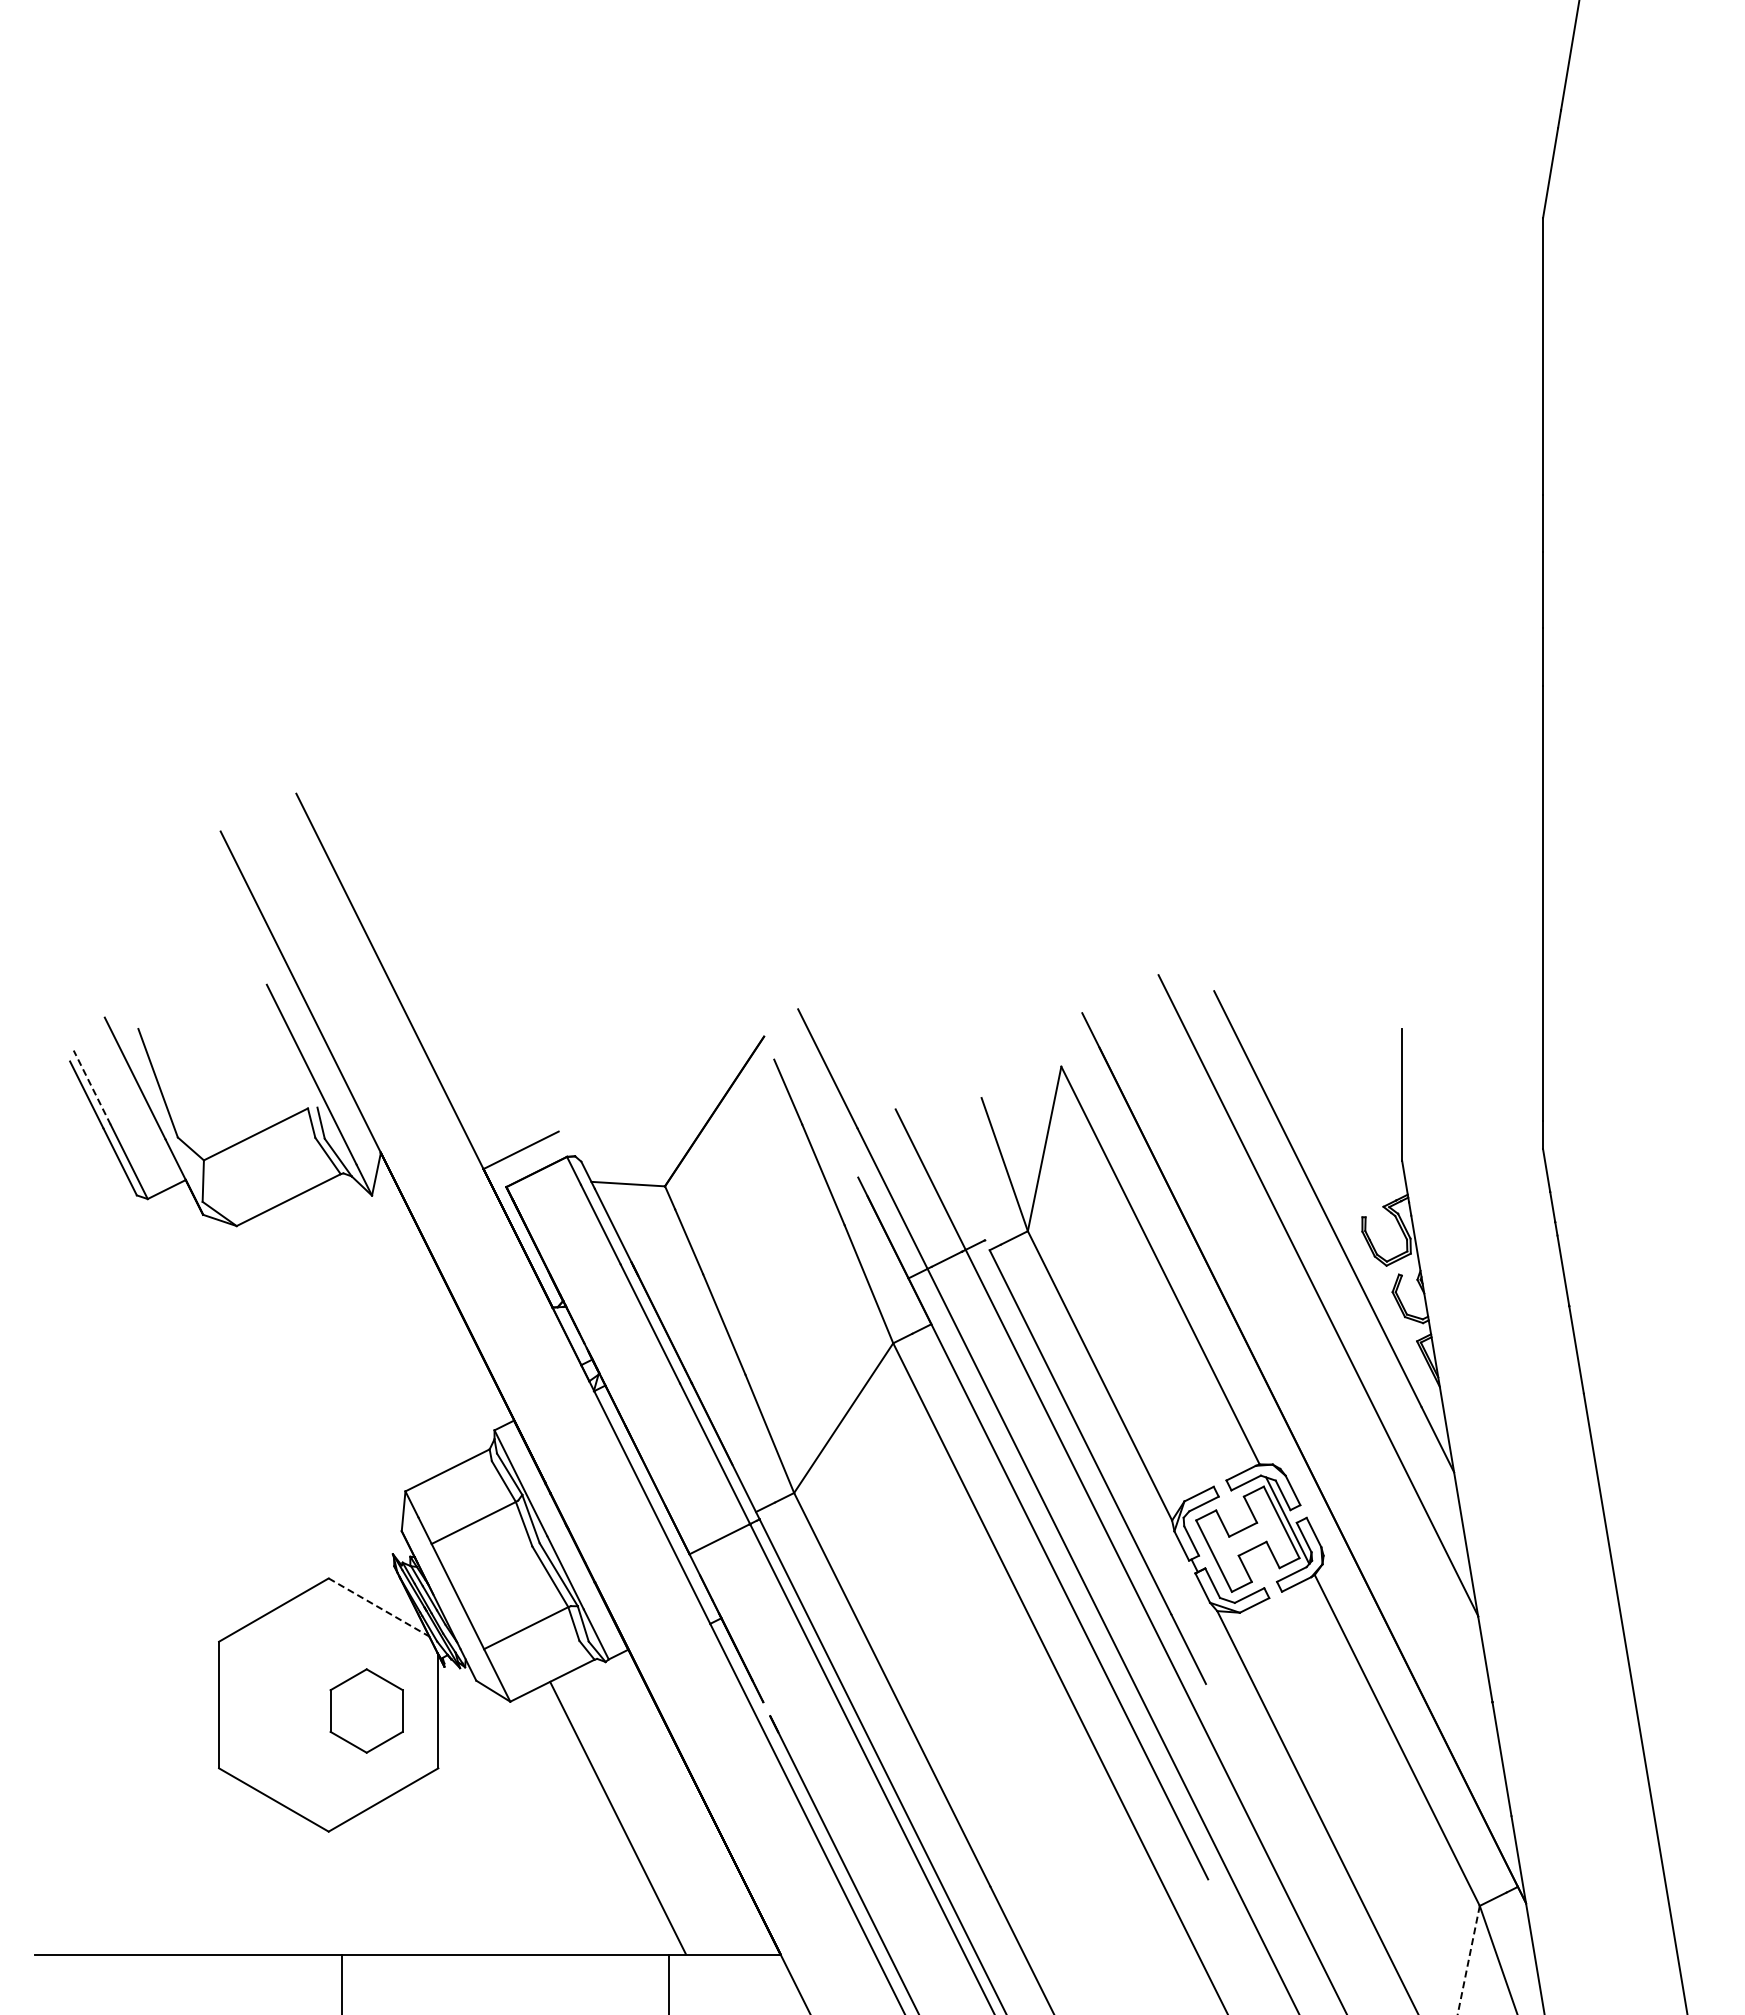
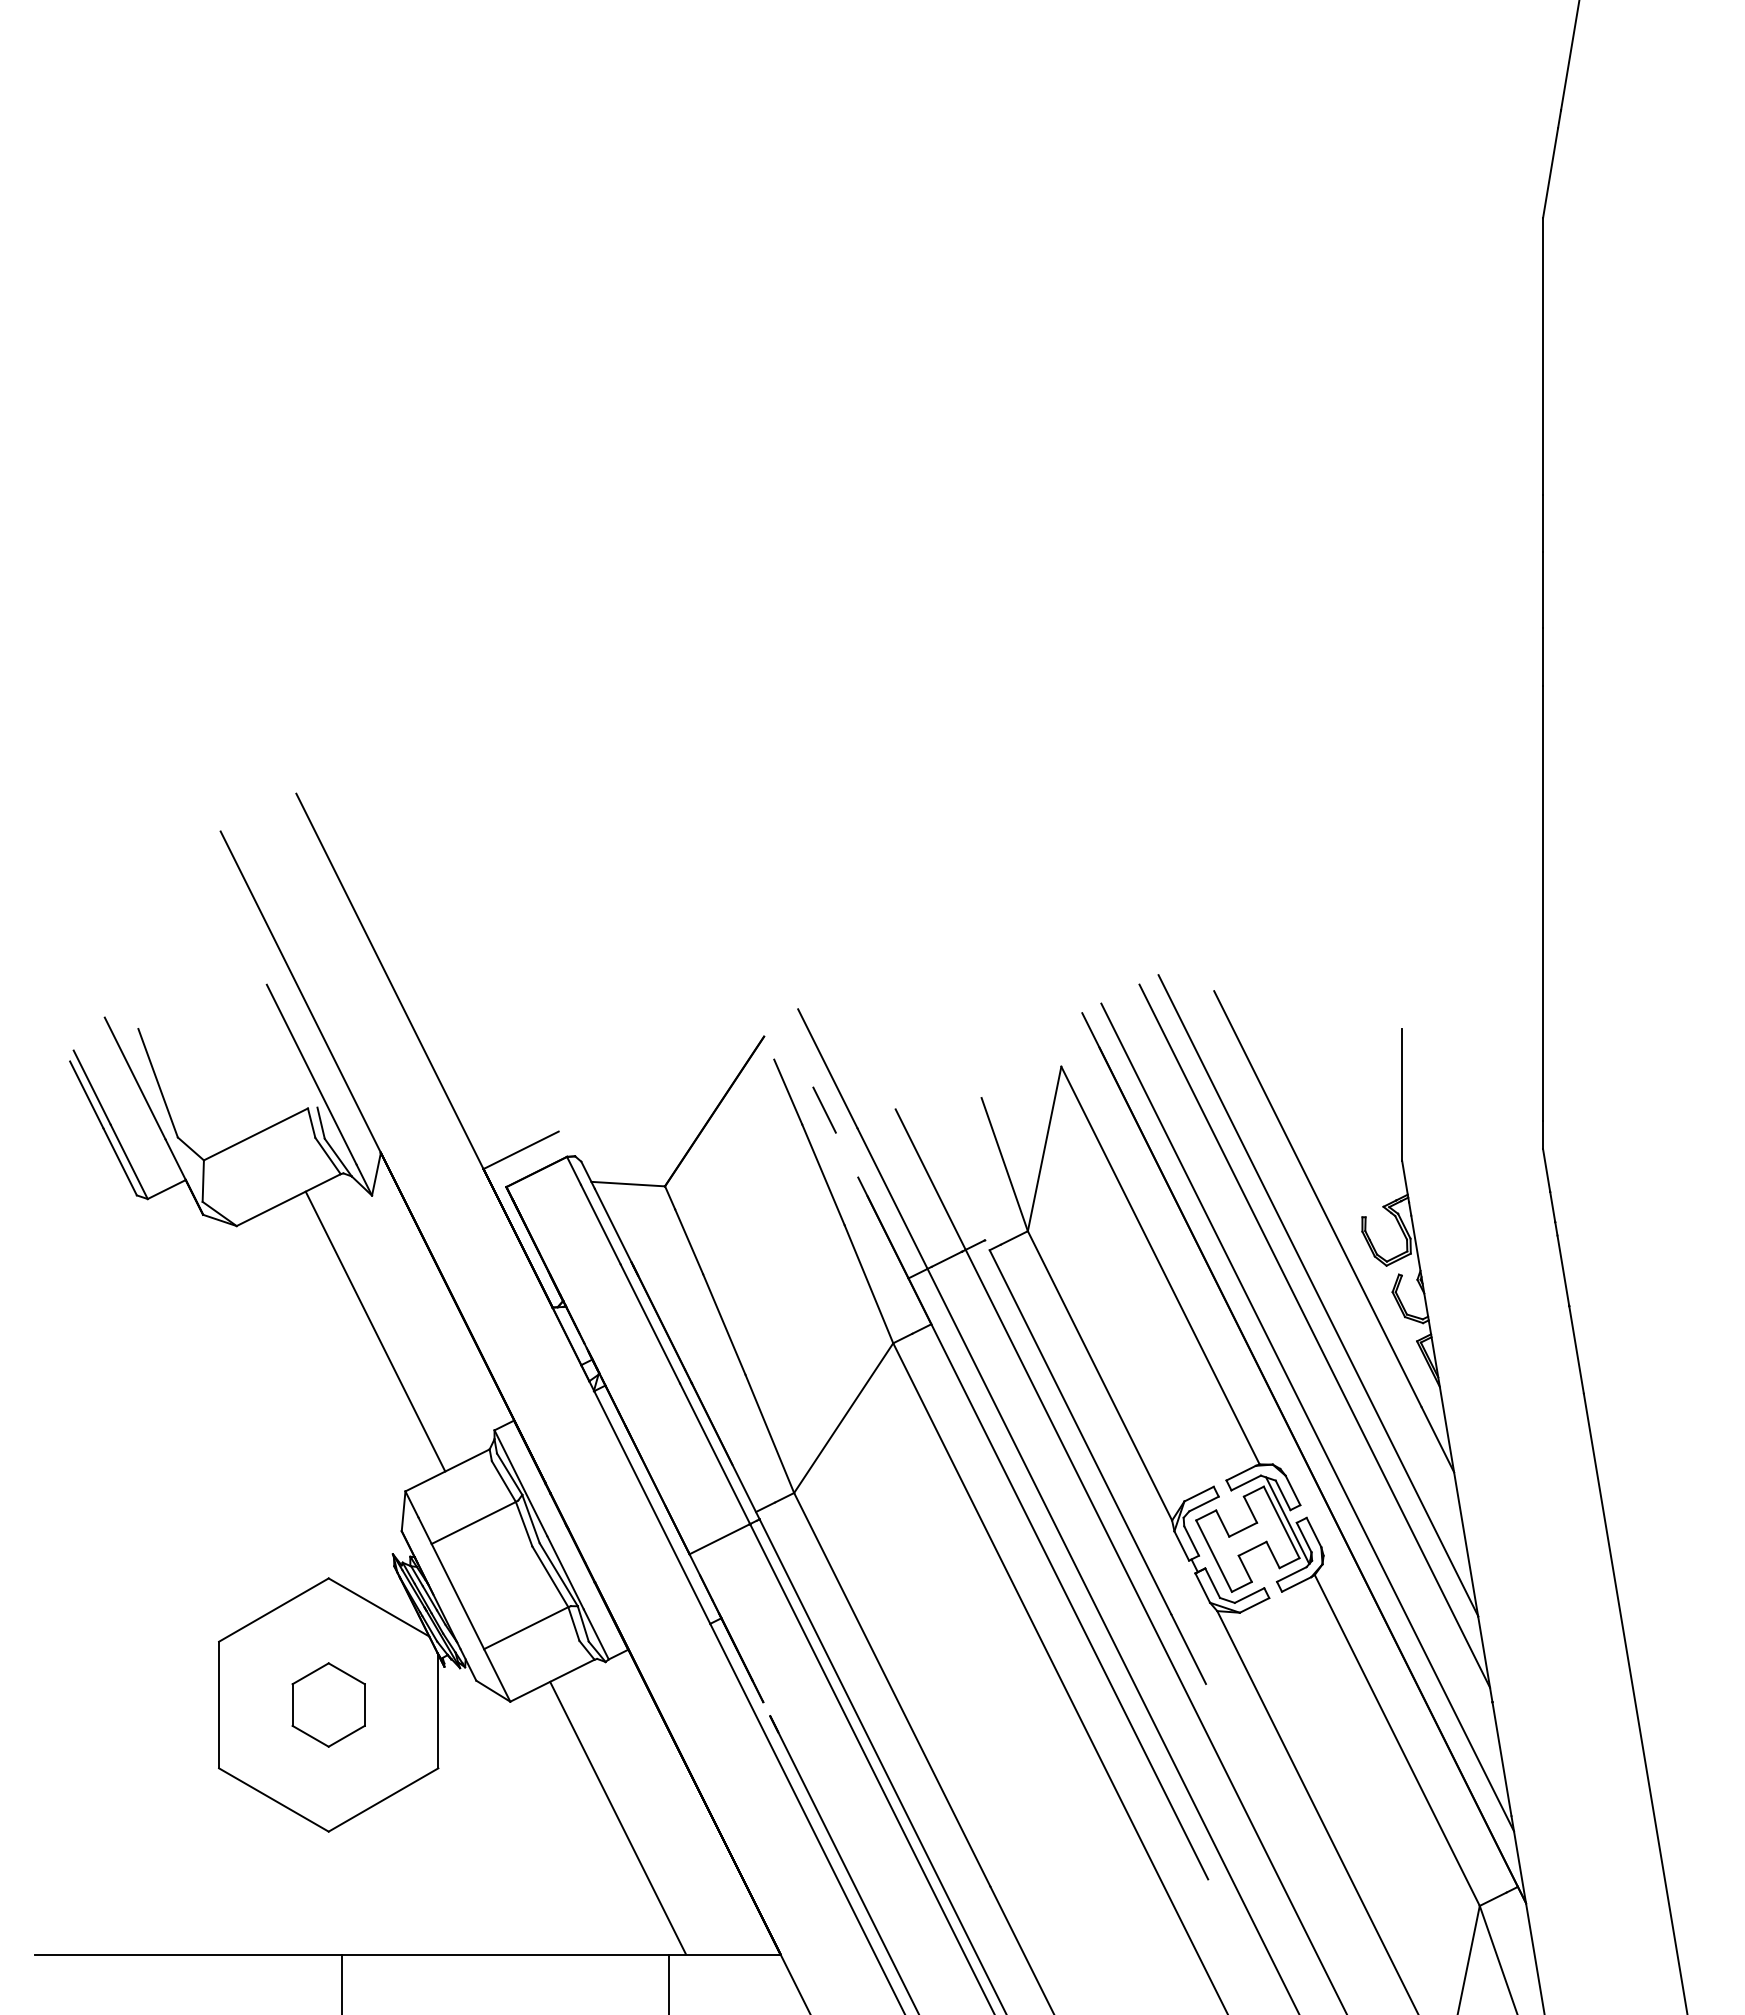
line: dashed -> solid (92, 1087)
line: none -> present (824, 1109)
line: none -> present (375, 1331)
line: none -> present (1314, 1335)
line: none -> present (1307, 1417)
line: dashed -> solid (378, 1607)
part position: (366, 1710) -> (328, 1704) (328, 1704)
line: dashed -> solid (1468, 1960)
